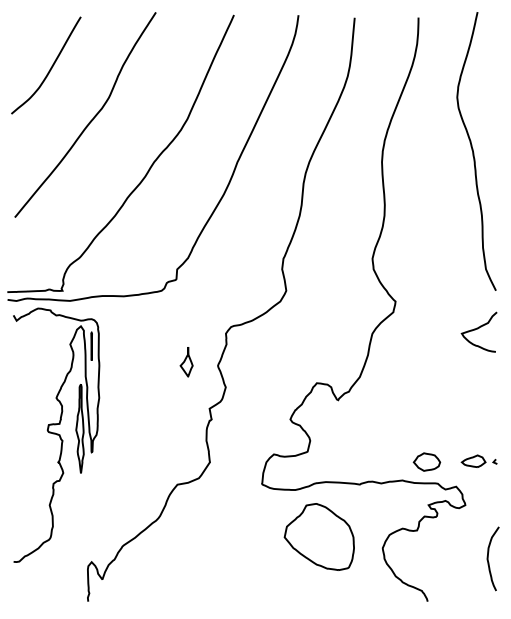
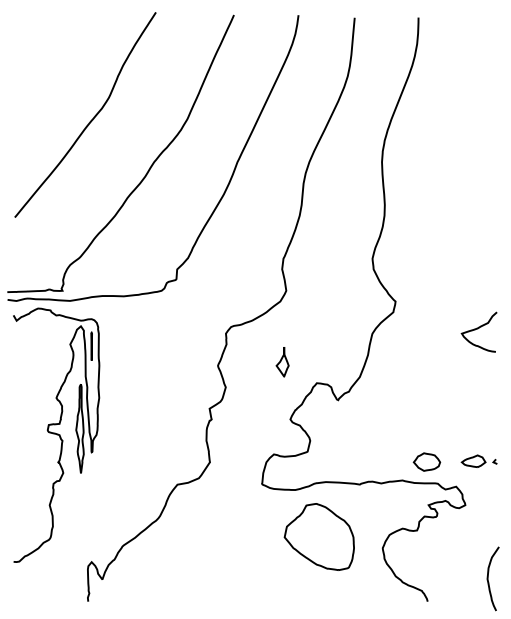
curve: present -> none (50, 67)
curve: present -> none (474, 152)
part position: (186, 362) -> (282, 362) (282, 362)
curve position: (488, 558) -> (488, 578) (488, 578)
